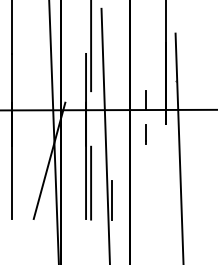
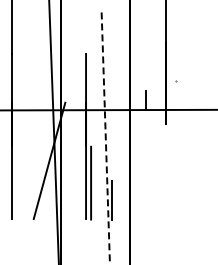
line: present -> none (91, 46)
line: present -> none (145, 134)
line: solid -> dashed (105, 136)
line: present -> none (179, 147)
